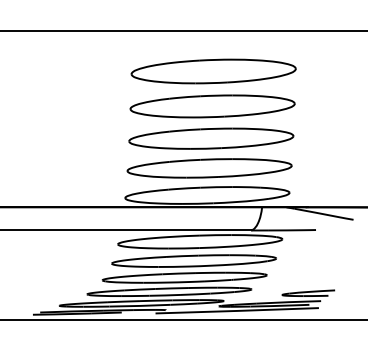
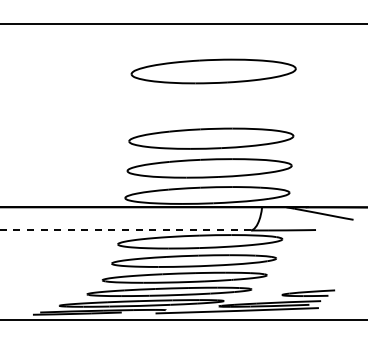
line position: (183, 30) -> (183, 23) (183, 23)
part: present -> none (212, 106)
line: solid -> dashed (125, 230)
